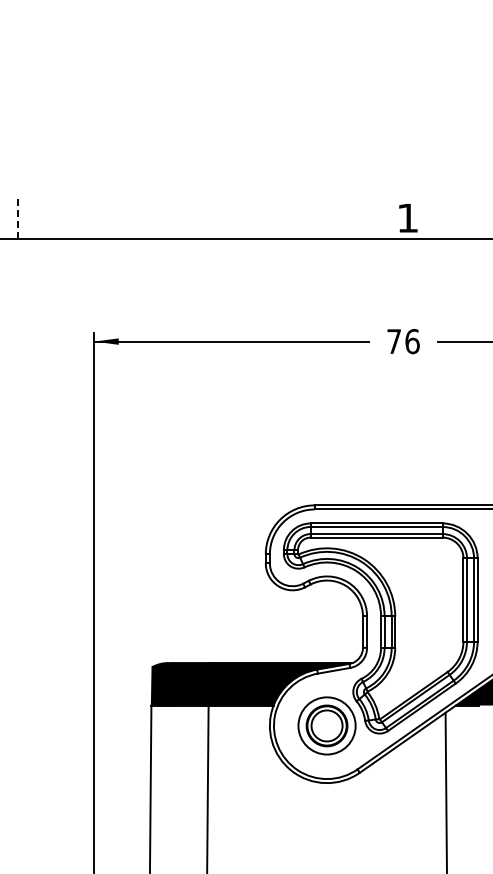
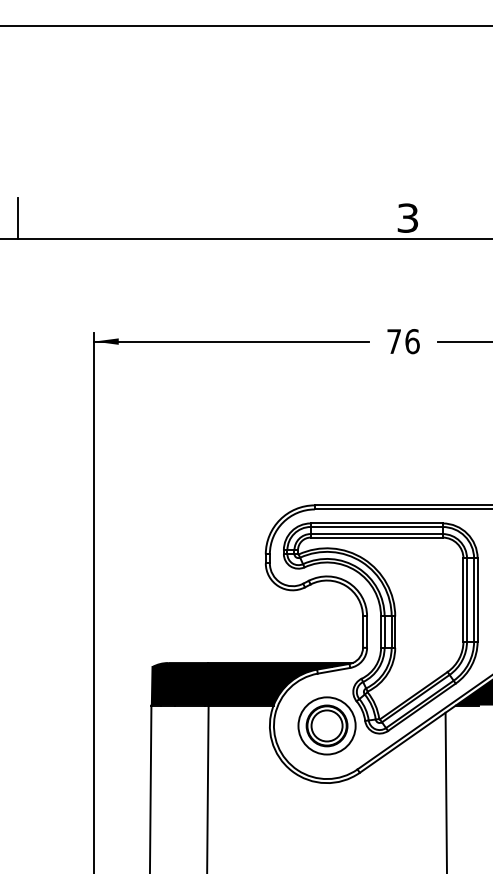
line: none -> present (245, 26)
line: dashed -> solid (17, 217)
text: 1 -> 3 (407, 217)
